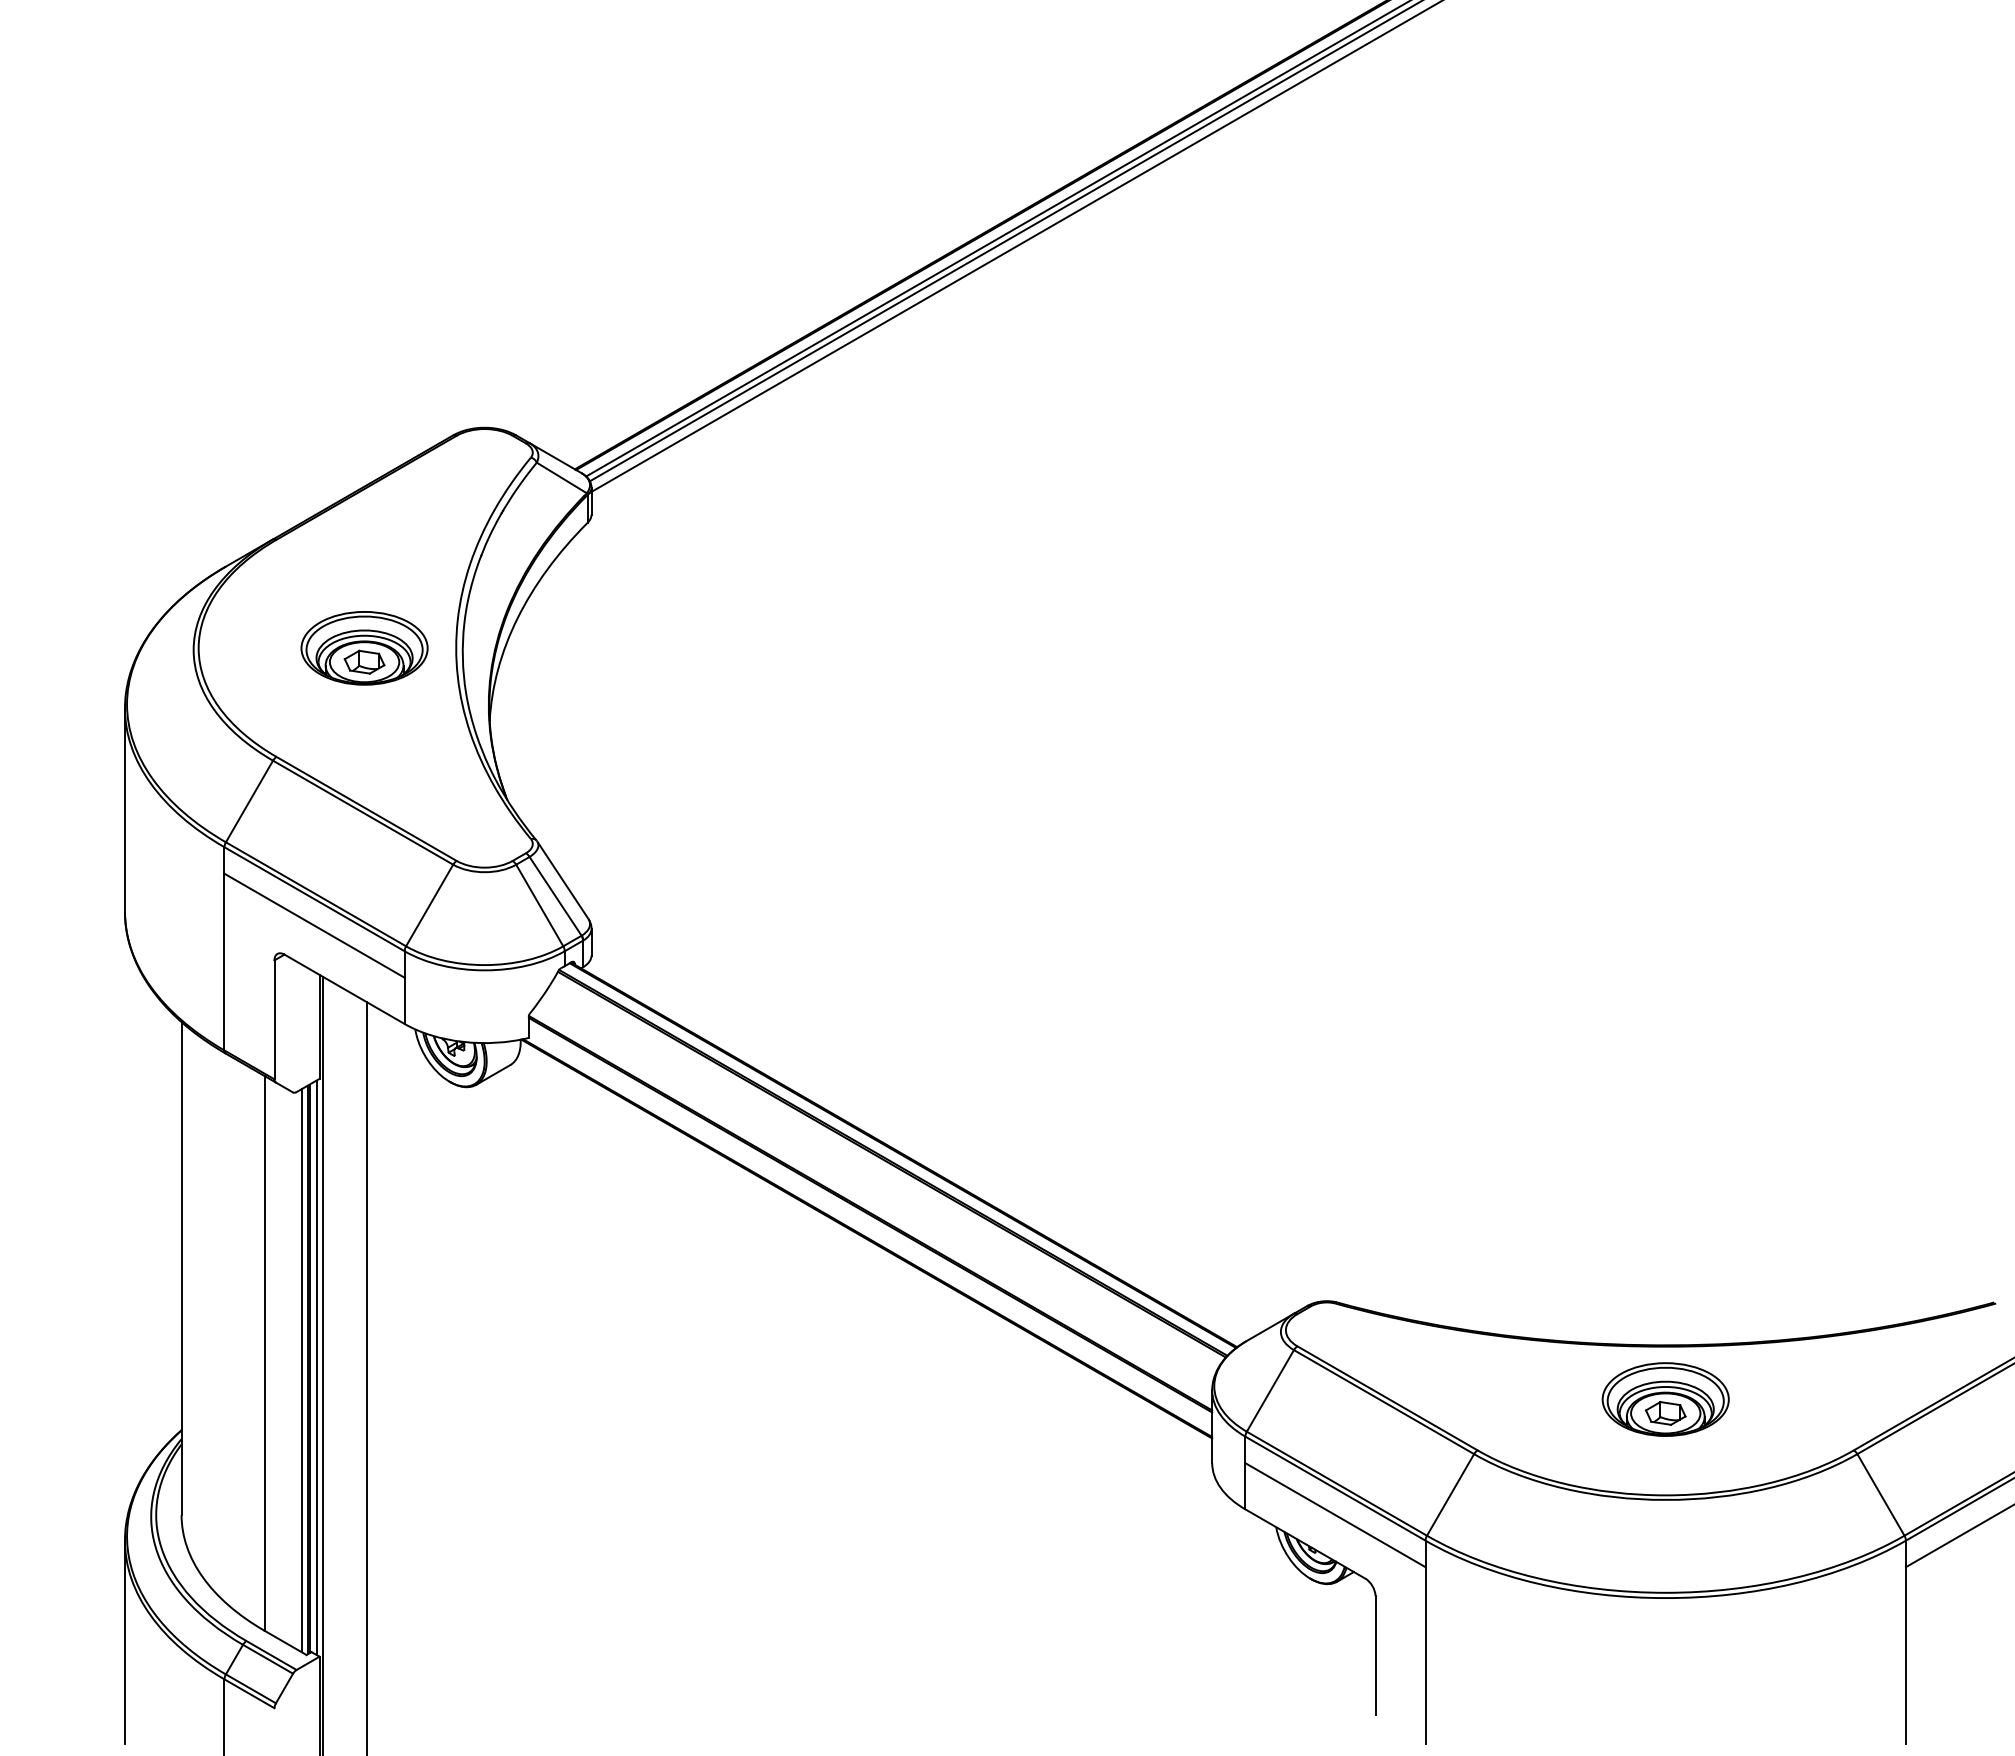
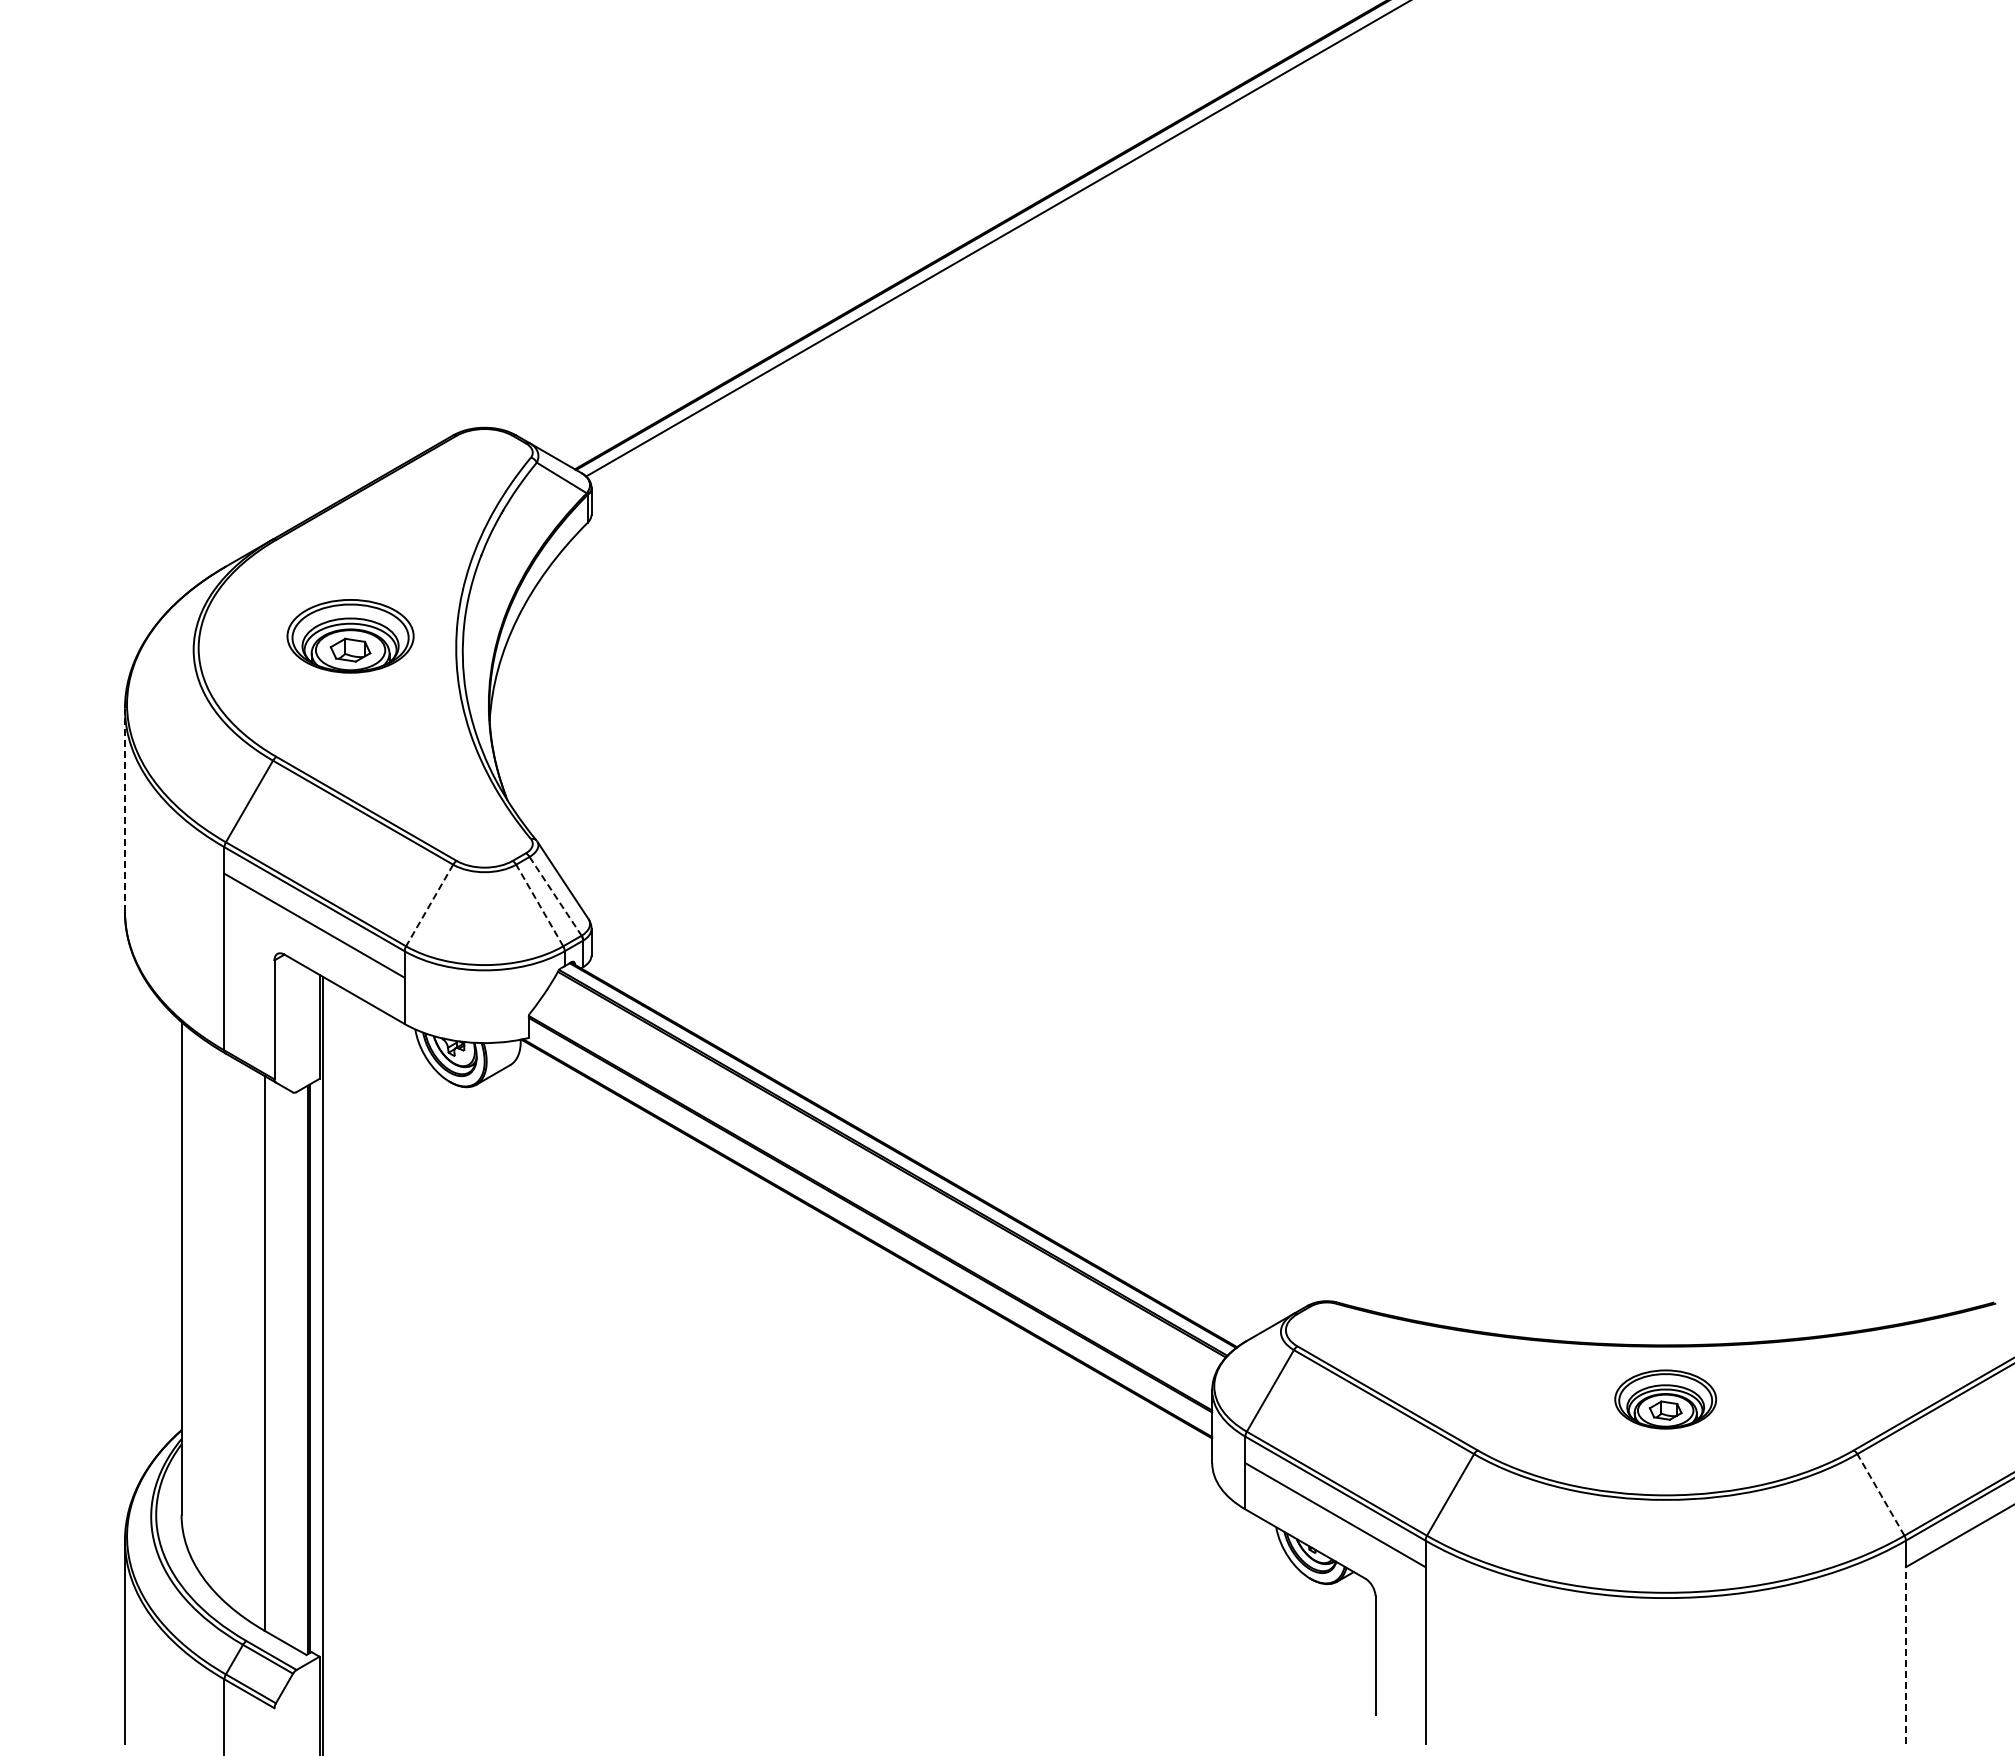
line: present -> none (1004, 241)
line: present -> none (1015, 246)
part position: (364, 648) -> (350, 636) (350, 636)
line: solid -> dashed (124, 810)
line: solid -> dashed (555, 896)
line: solid -> dashed (429, 905)
line: solid -> dashed (539, 905)
line: present -> none (316, 1367)
line: present -> none (301, 1370)
line: present -> none (367, 1377)
part size: 129x75 px -> 104x61 px (1665, 1399)
line: solid -> dashed (1880, 1494)
line: solid -> dashed (1905, 1655)
